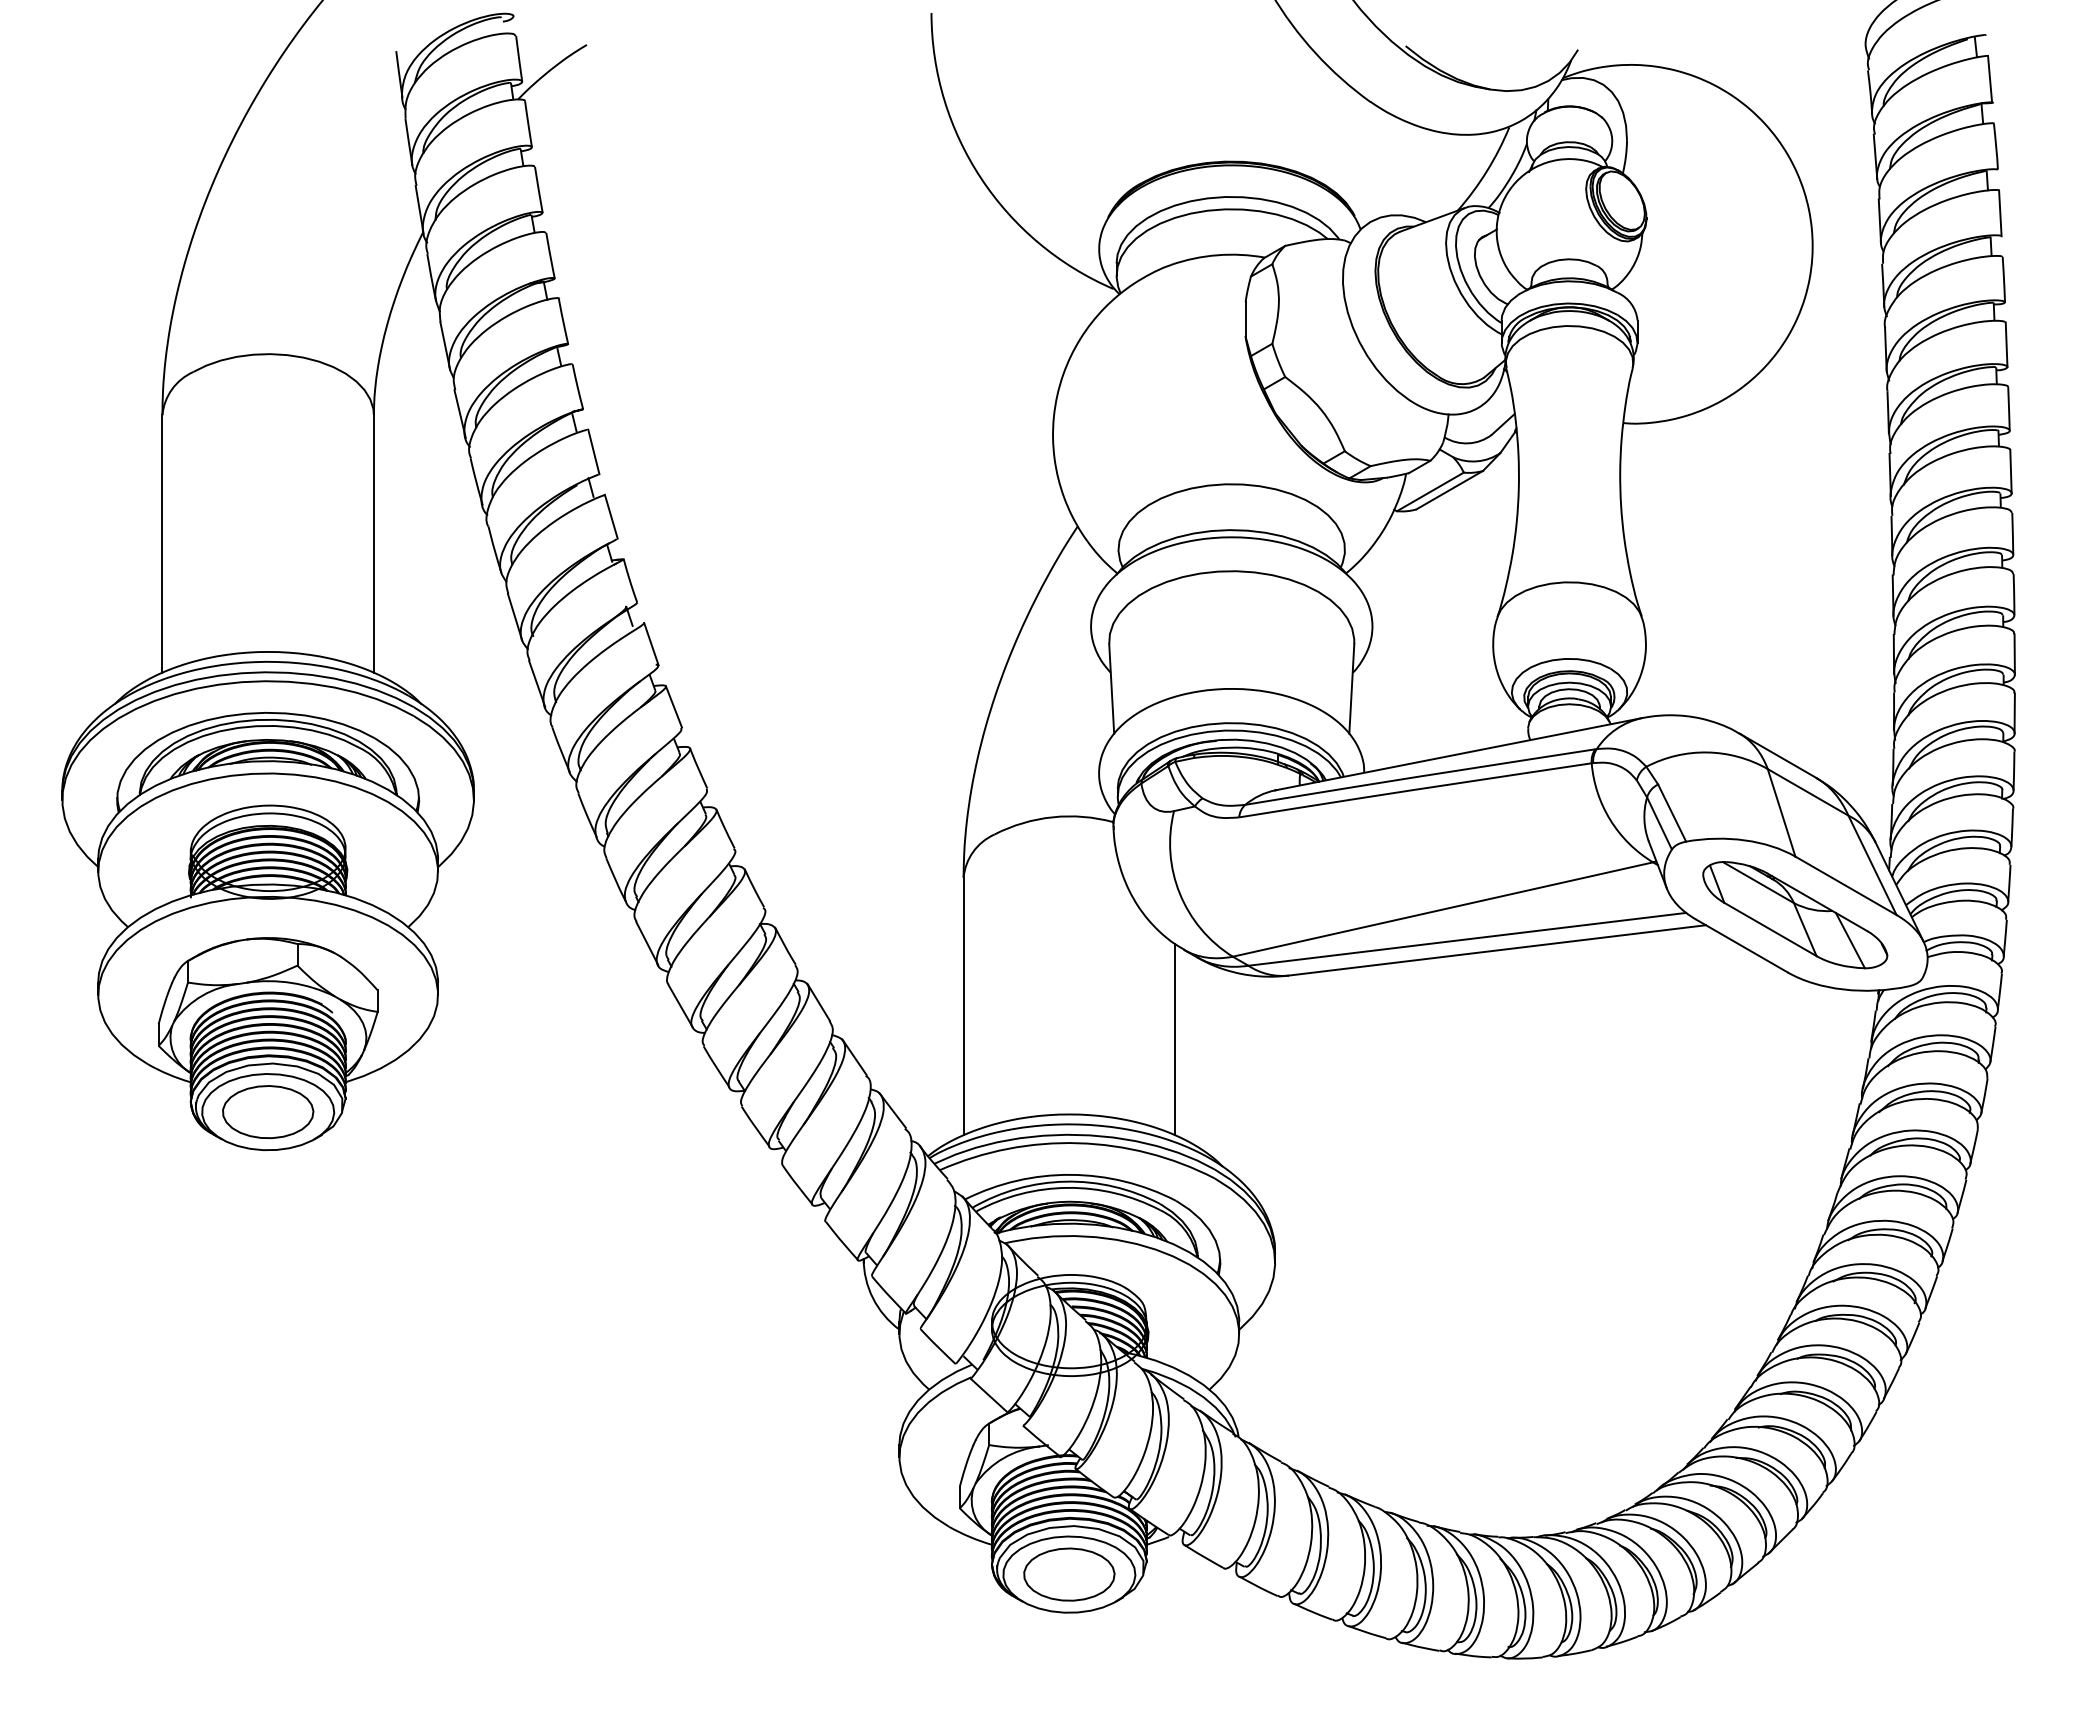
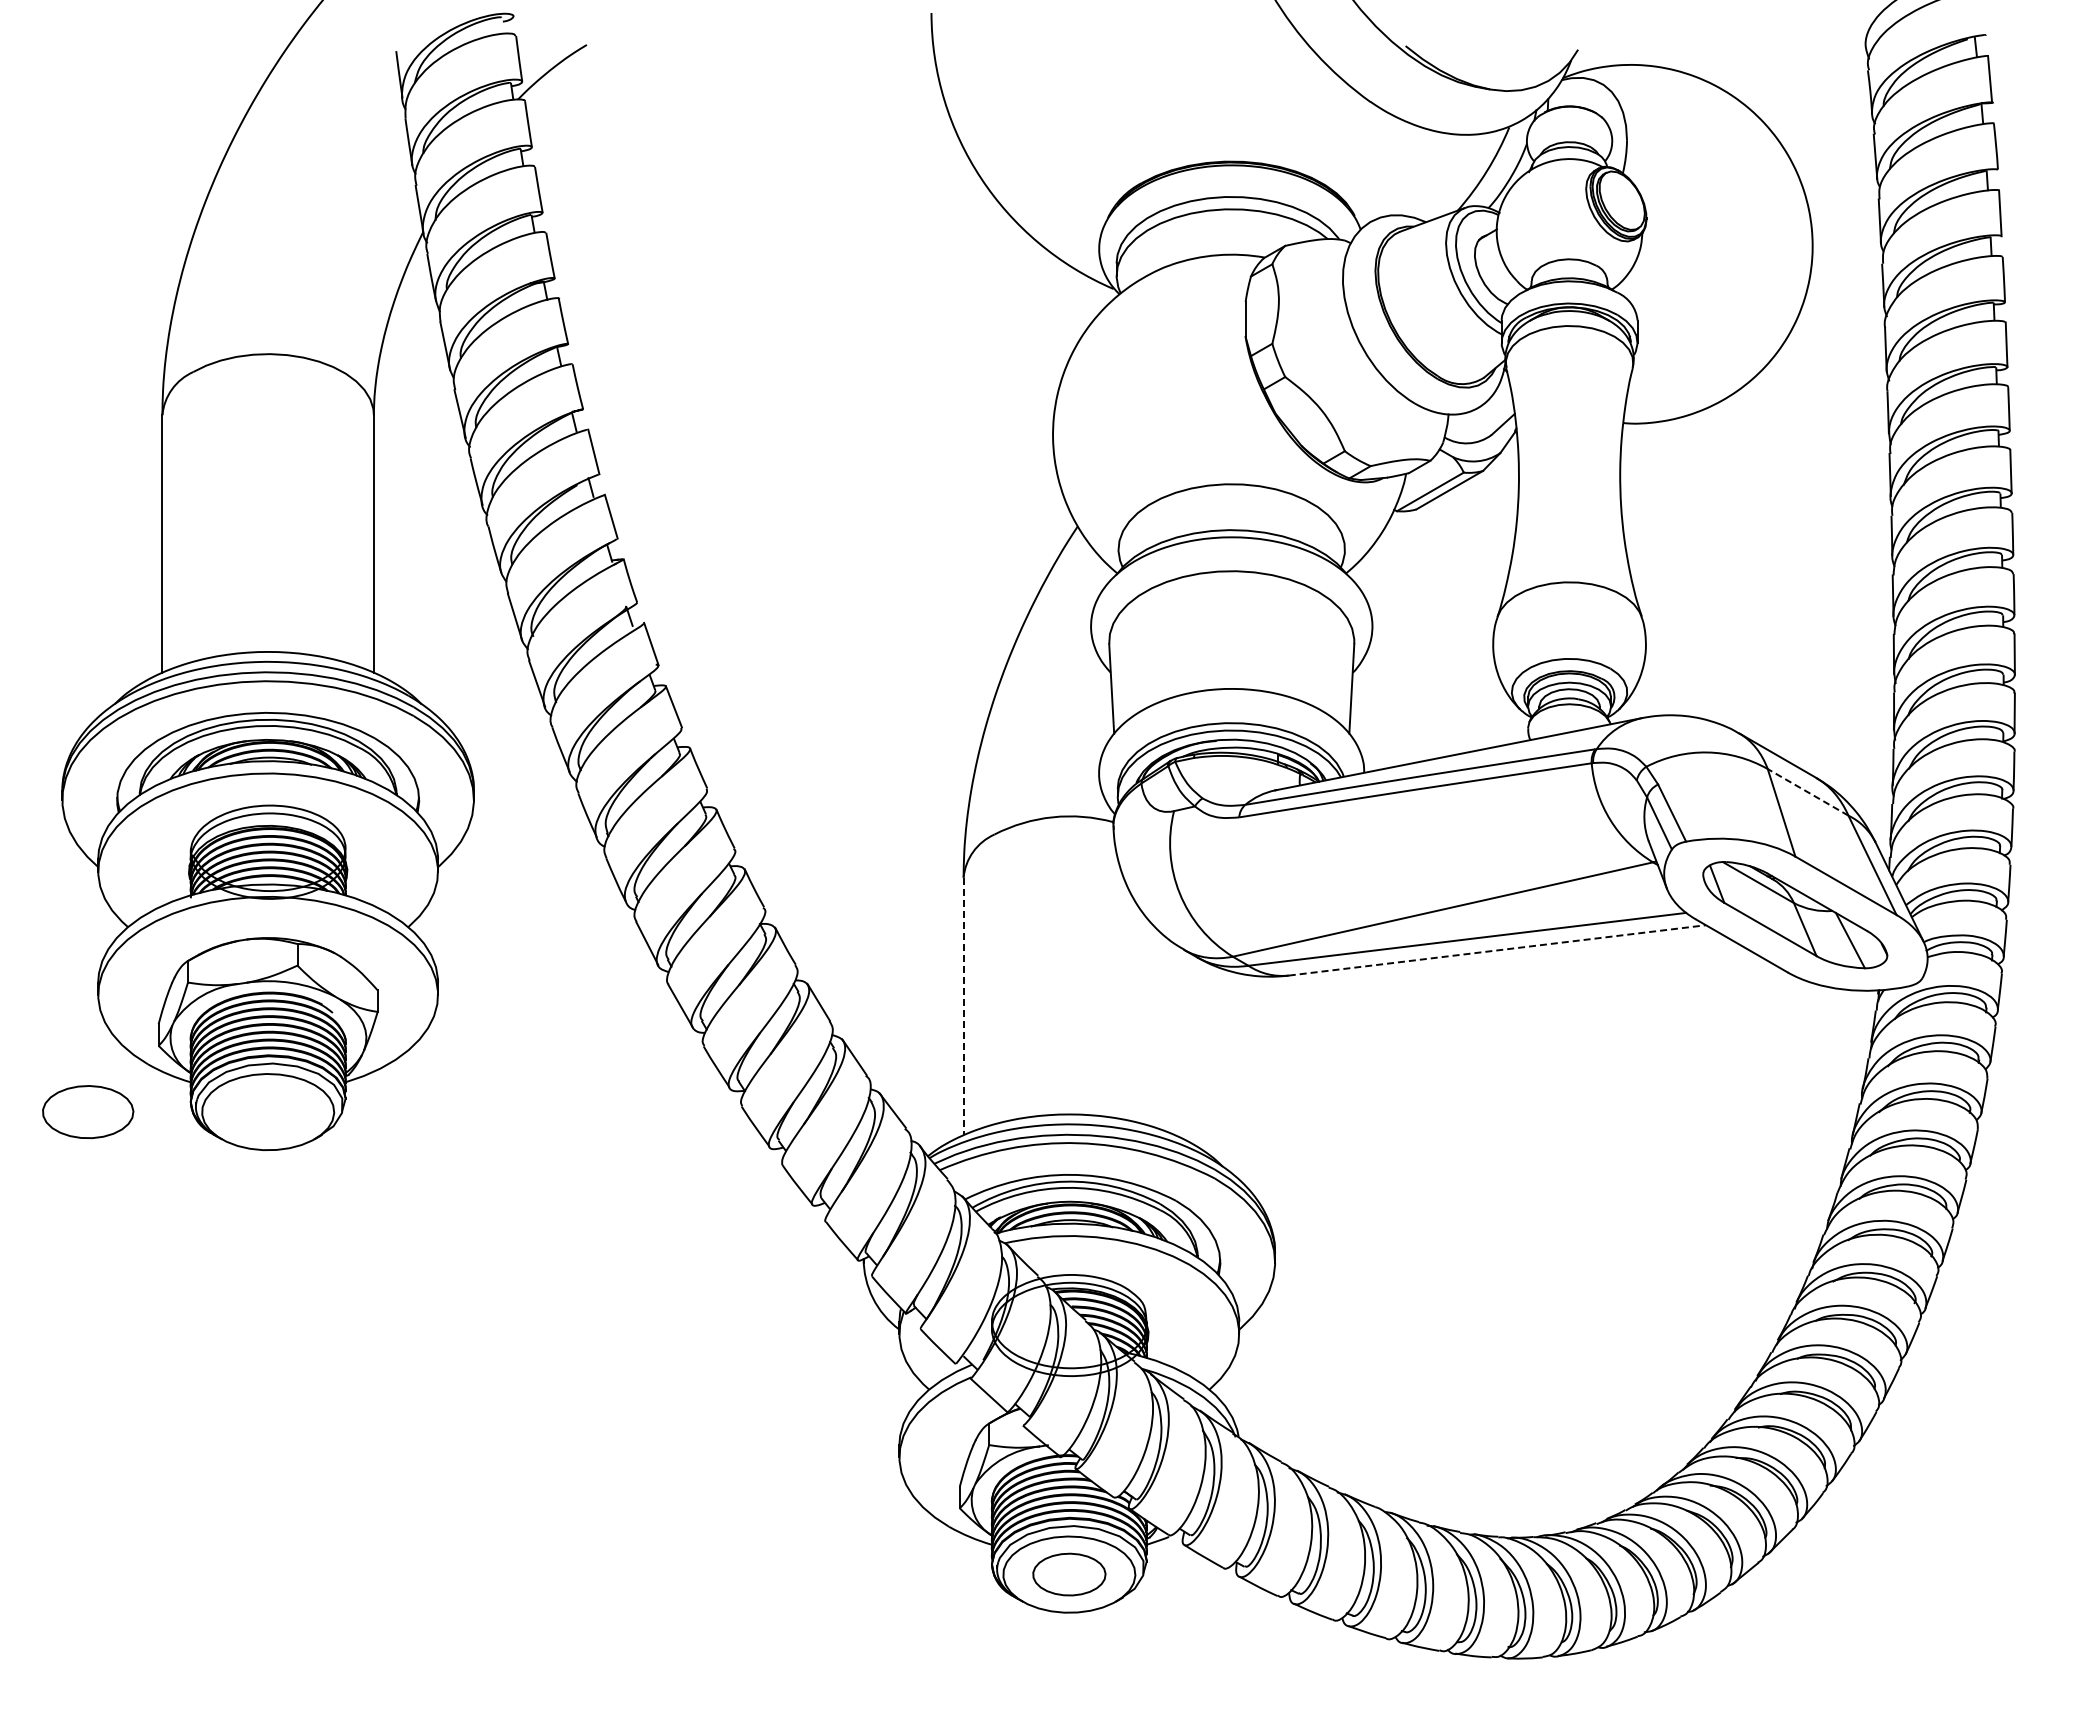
line: solid -> dashed (1808, 792)
line: solid -> dashed (1497, 950)
line: solid -> dashed (963, 1006)
line: present -> none (1175, 1039)
part position: (268, 1111) -> (88, 1111) (88, 1111)
part size: 93x55 px -> 75x45 px (1069, 1574)
